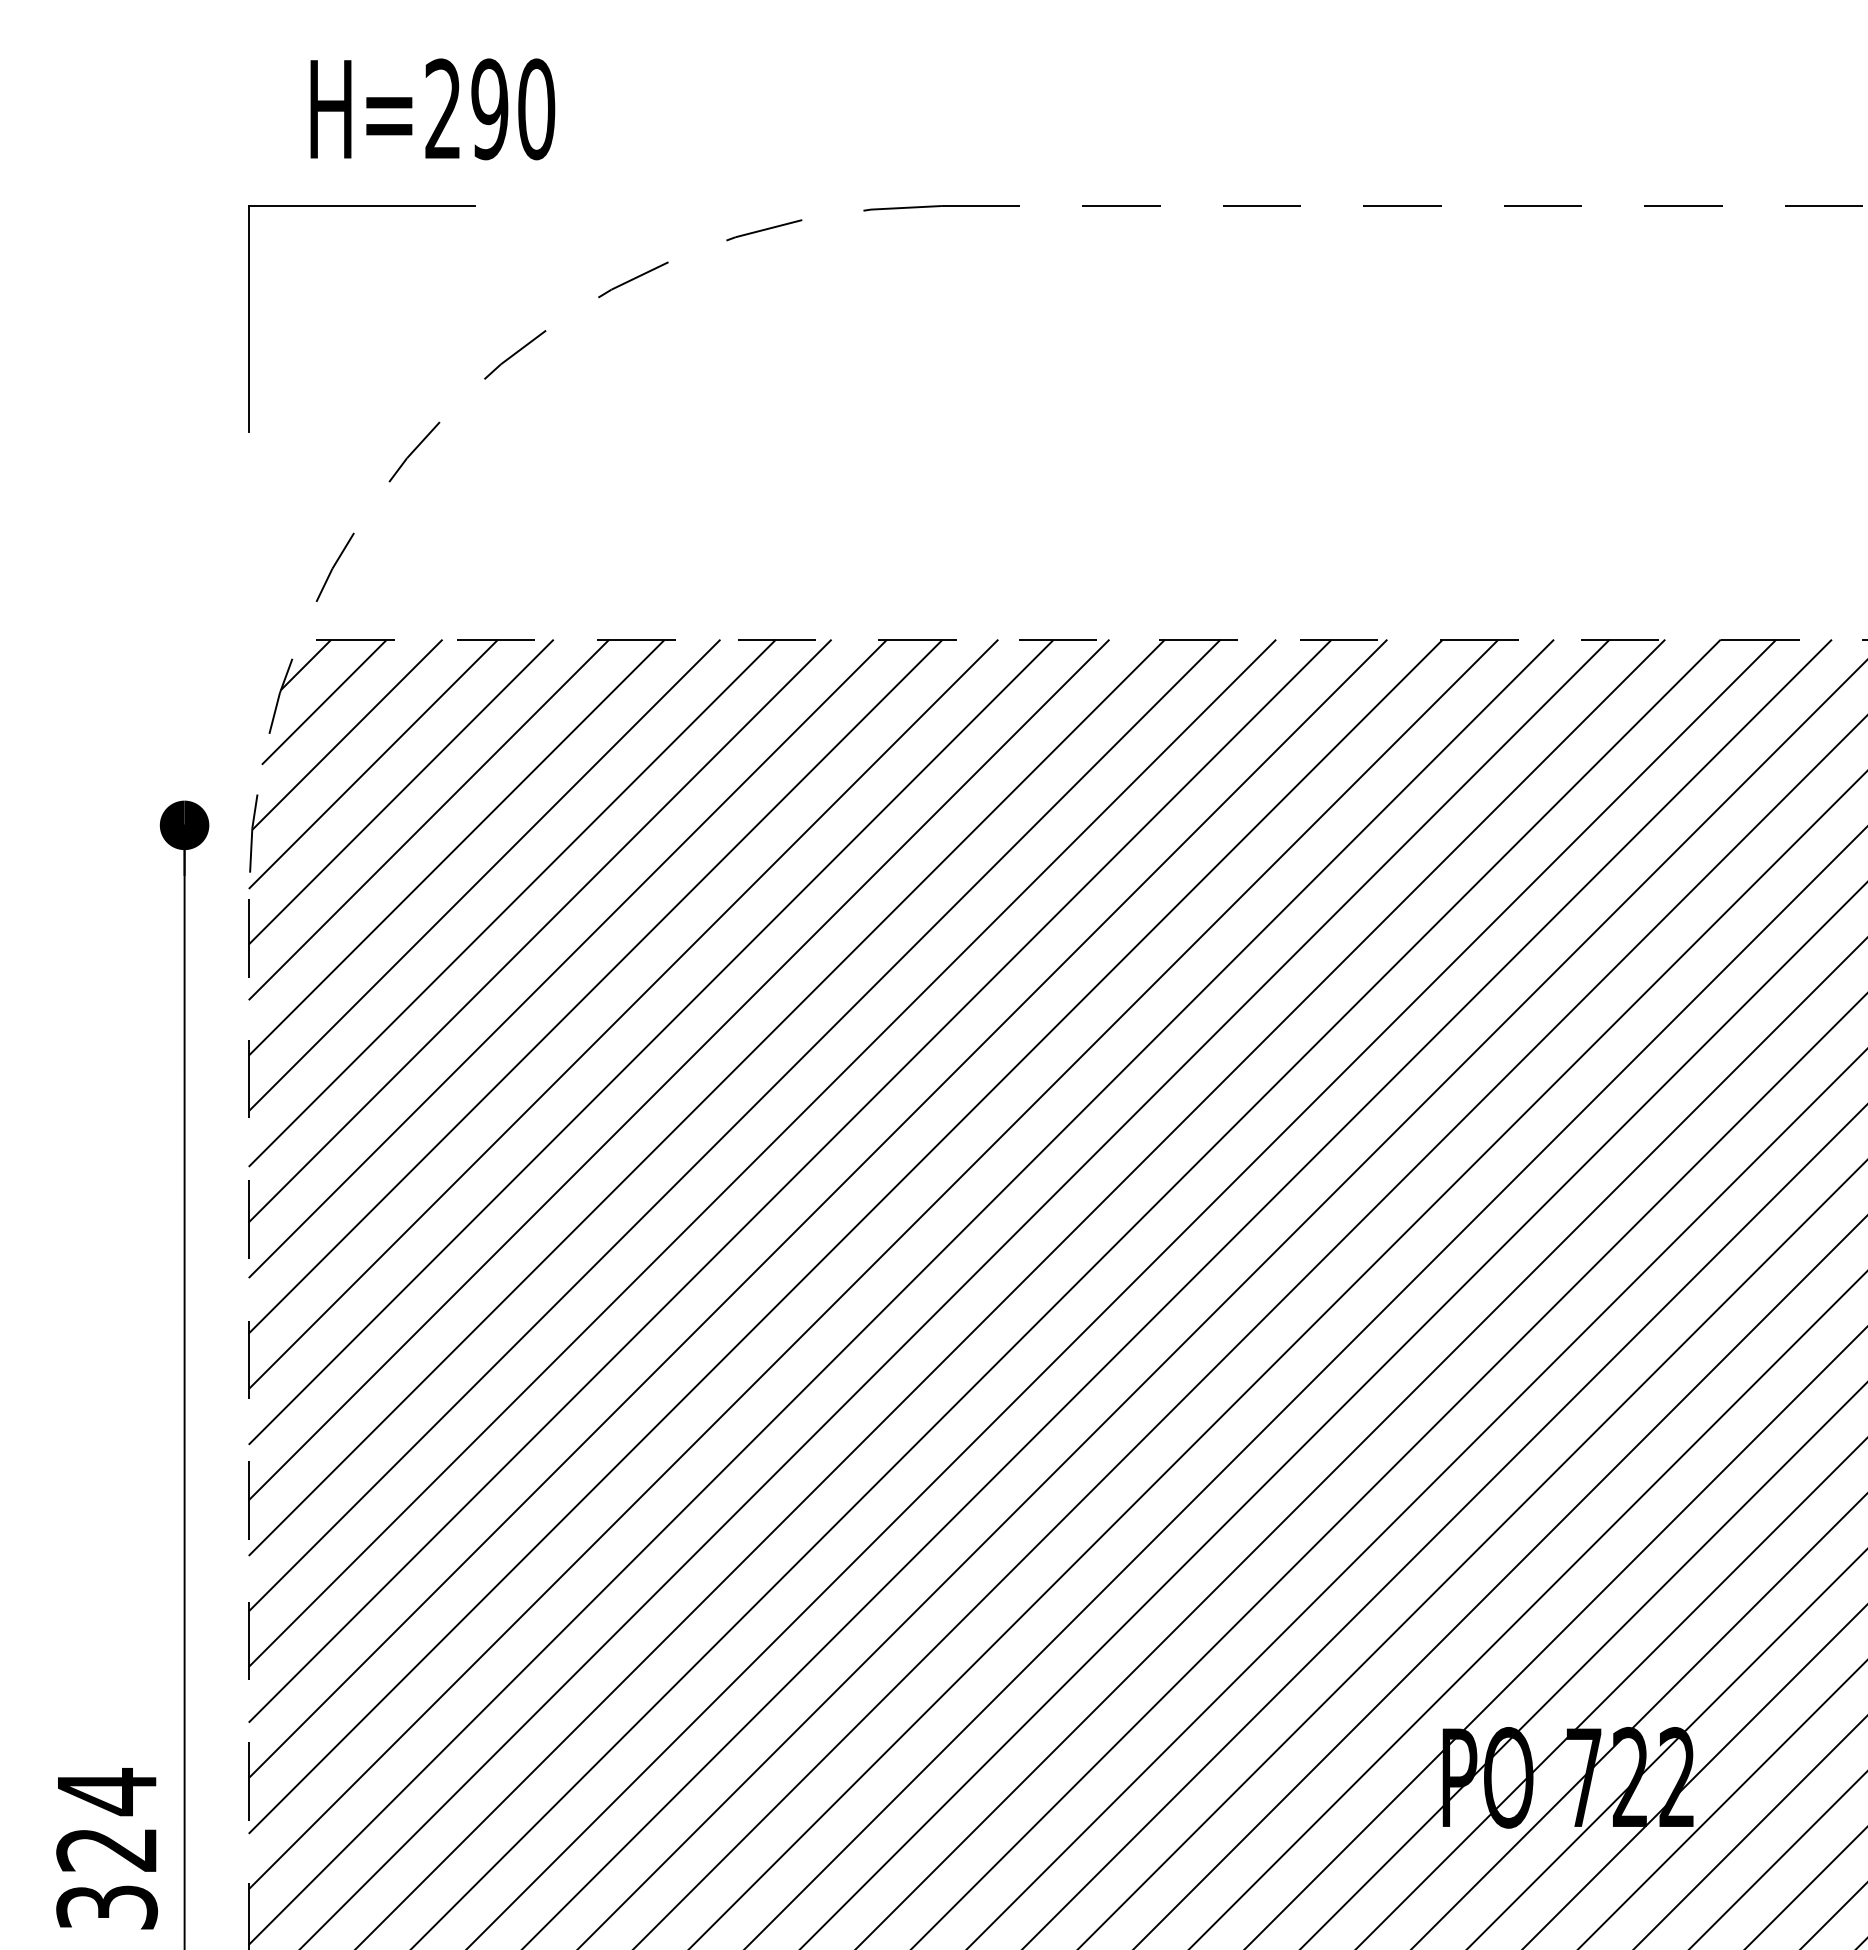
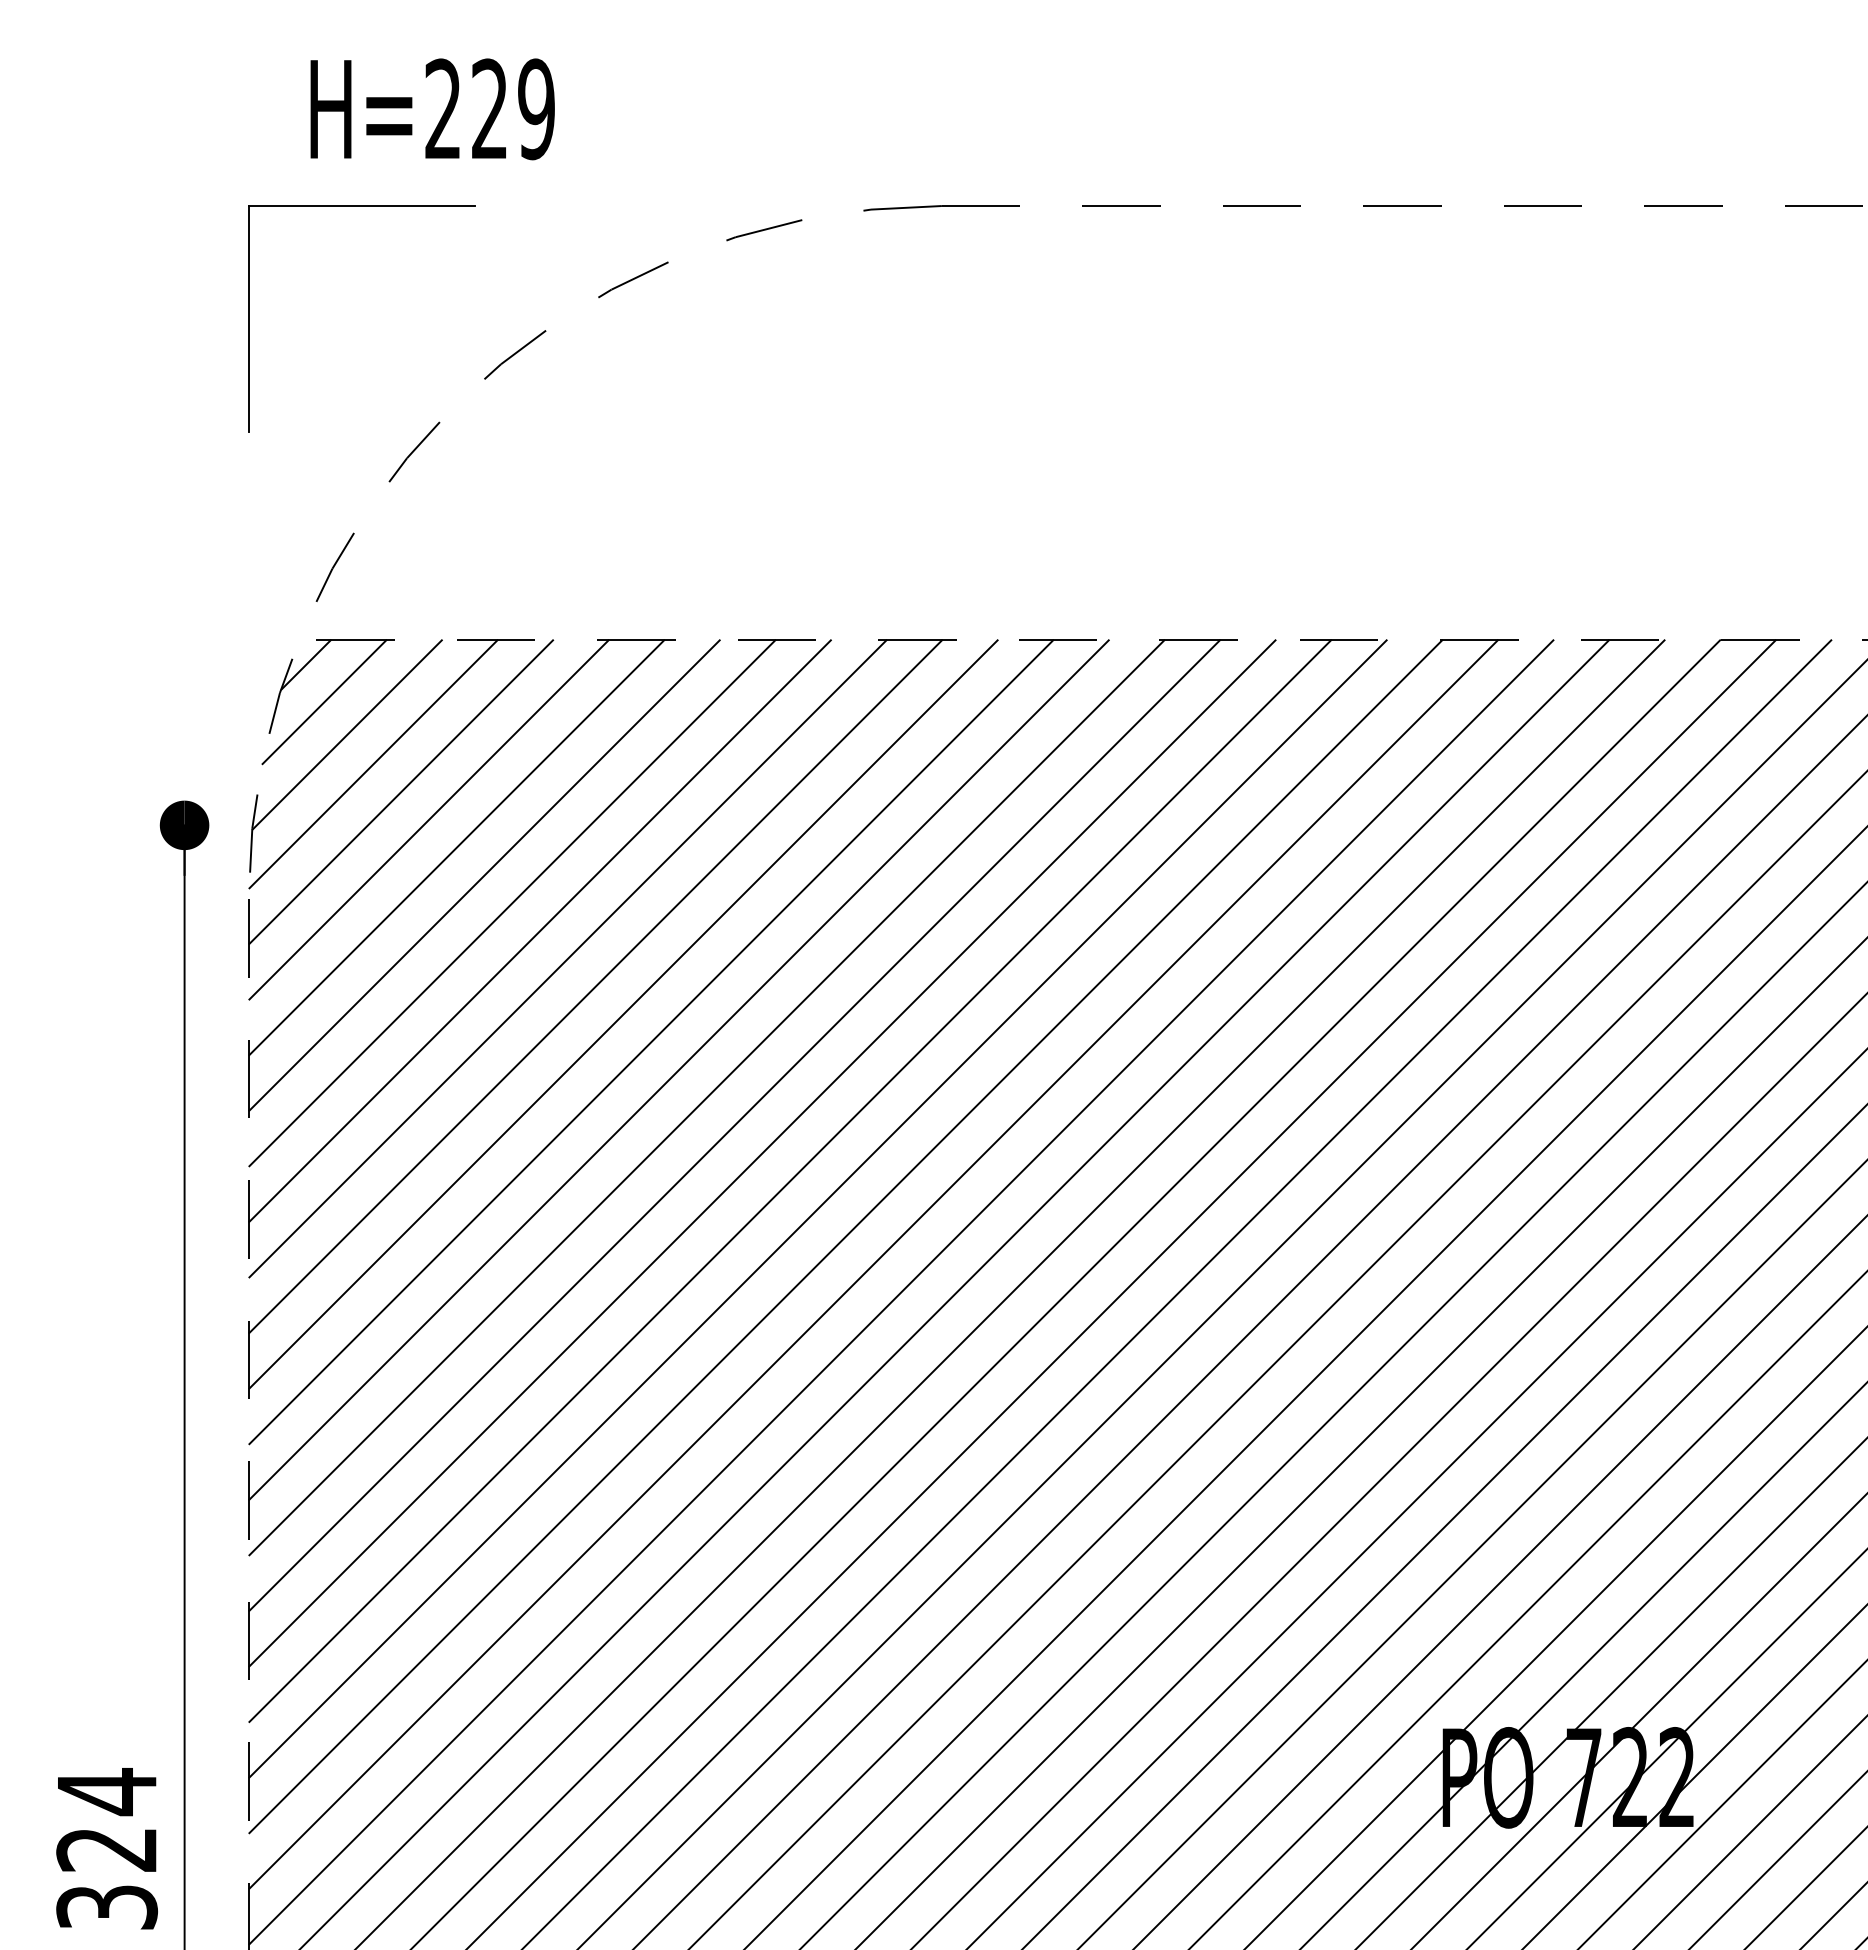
text: H=290 -> H=229 (513, 109)
